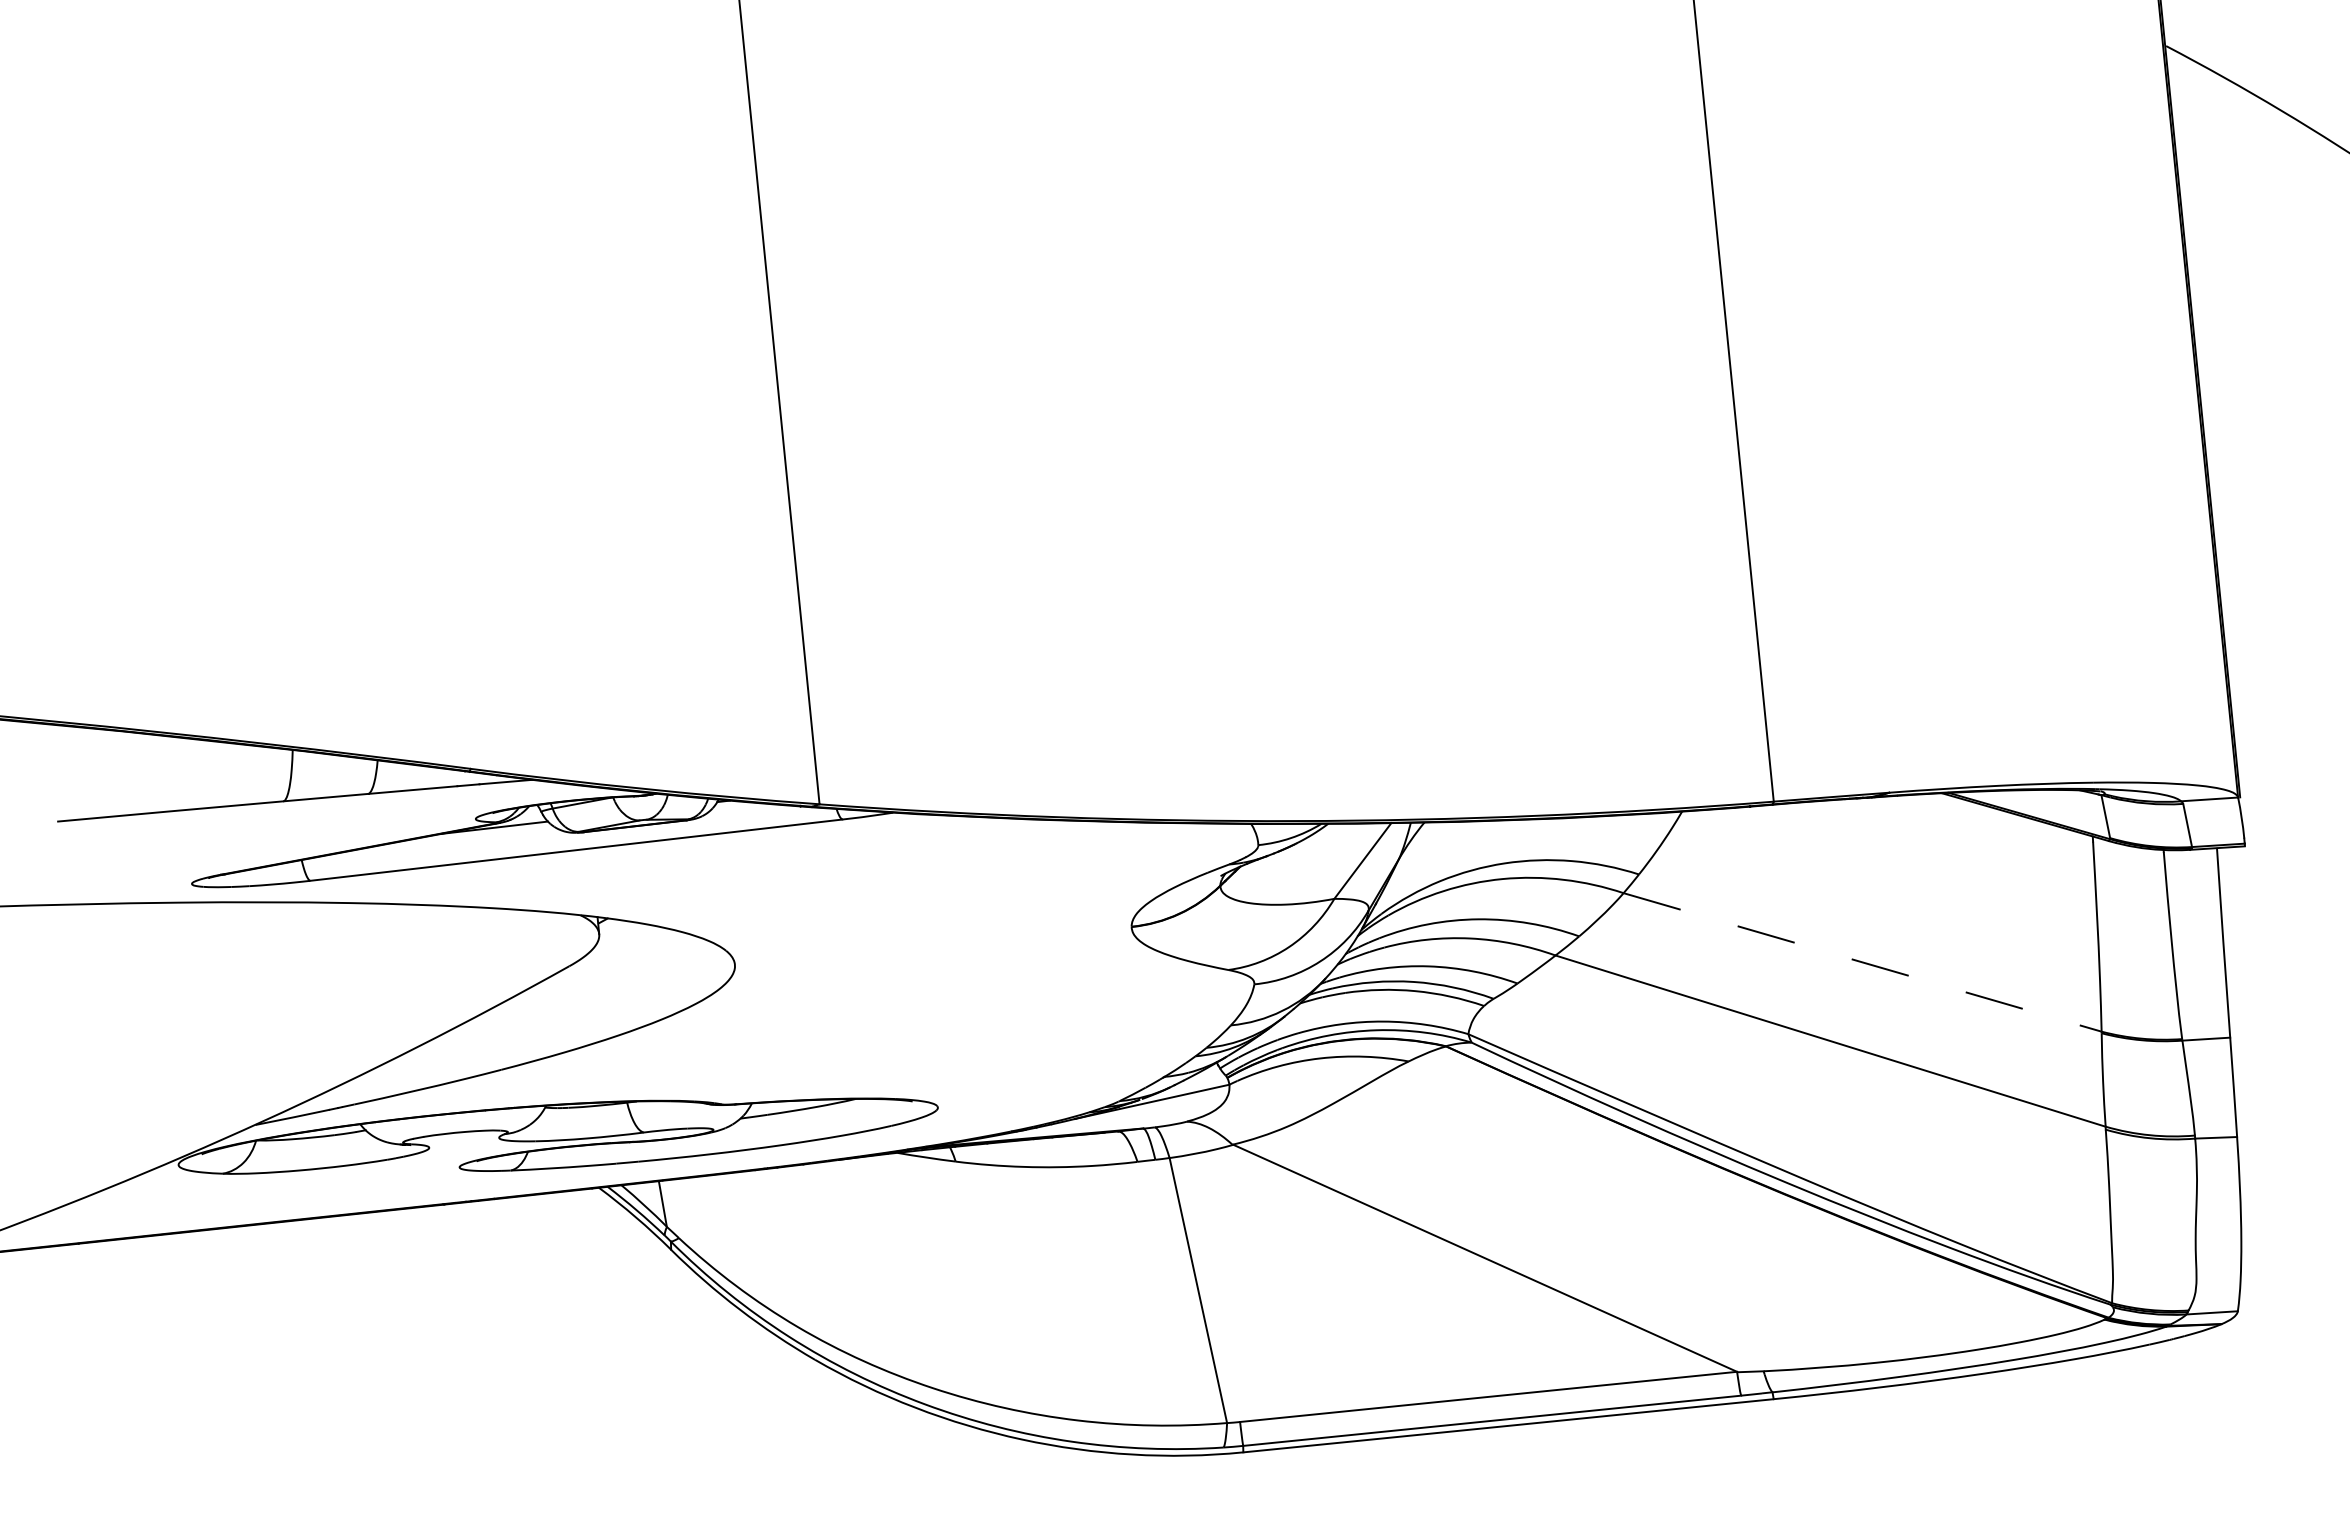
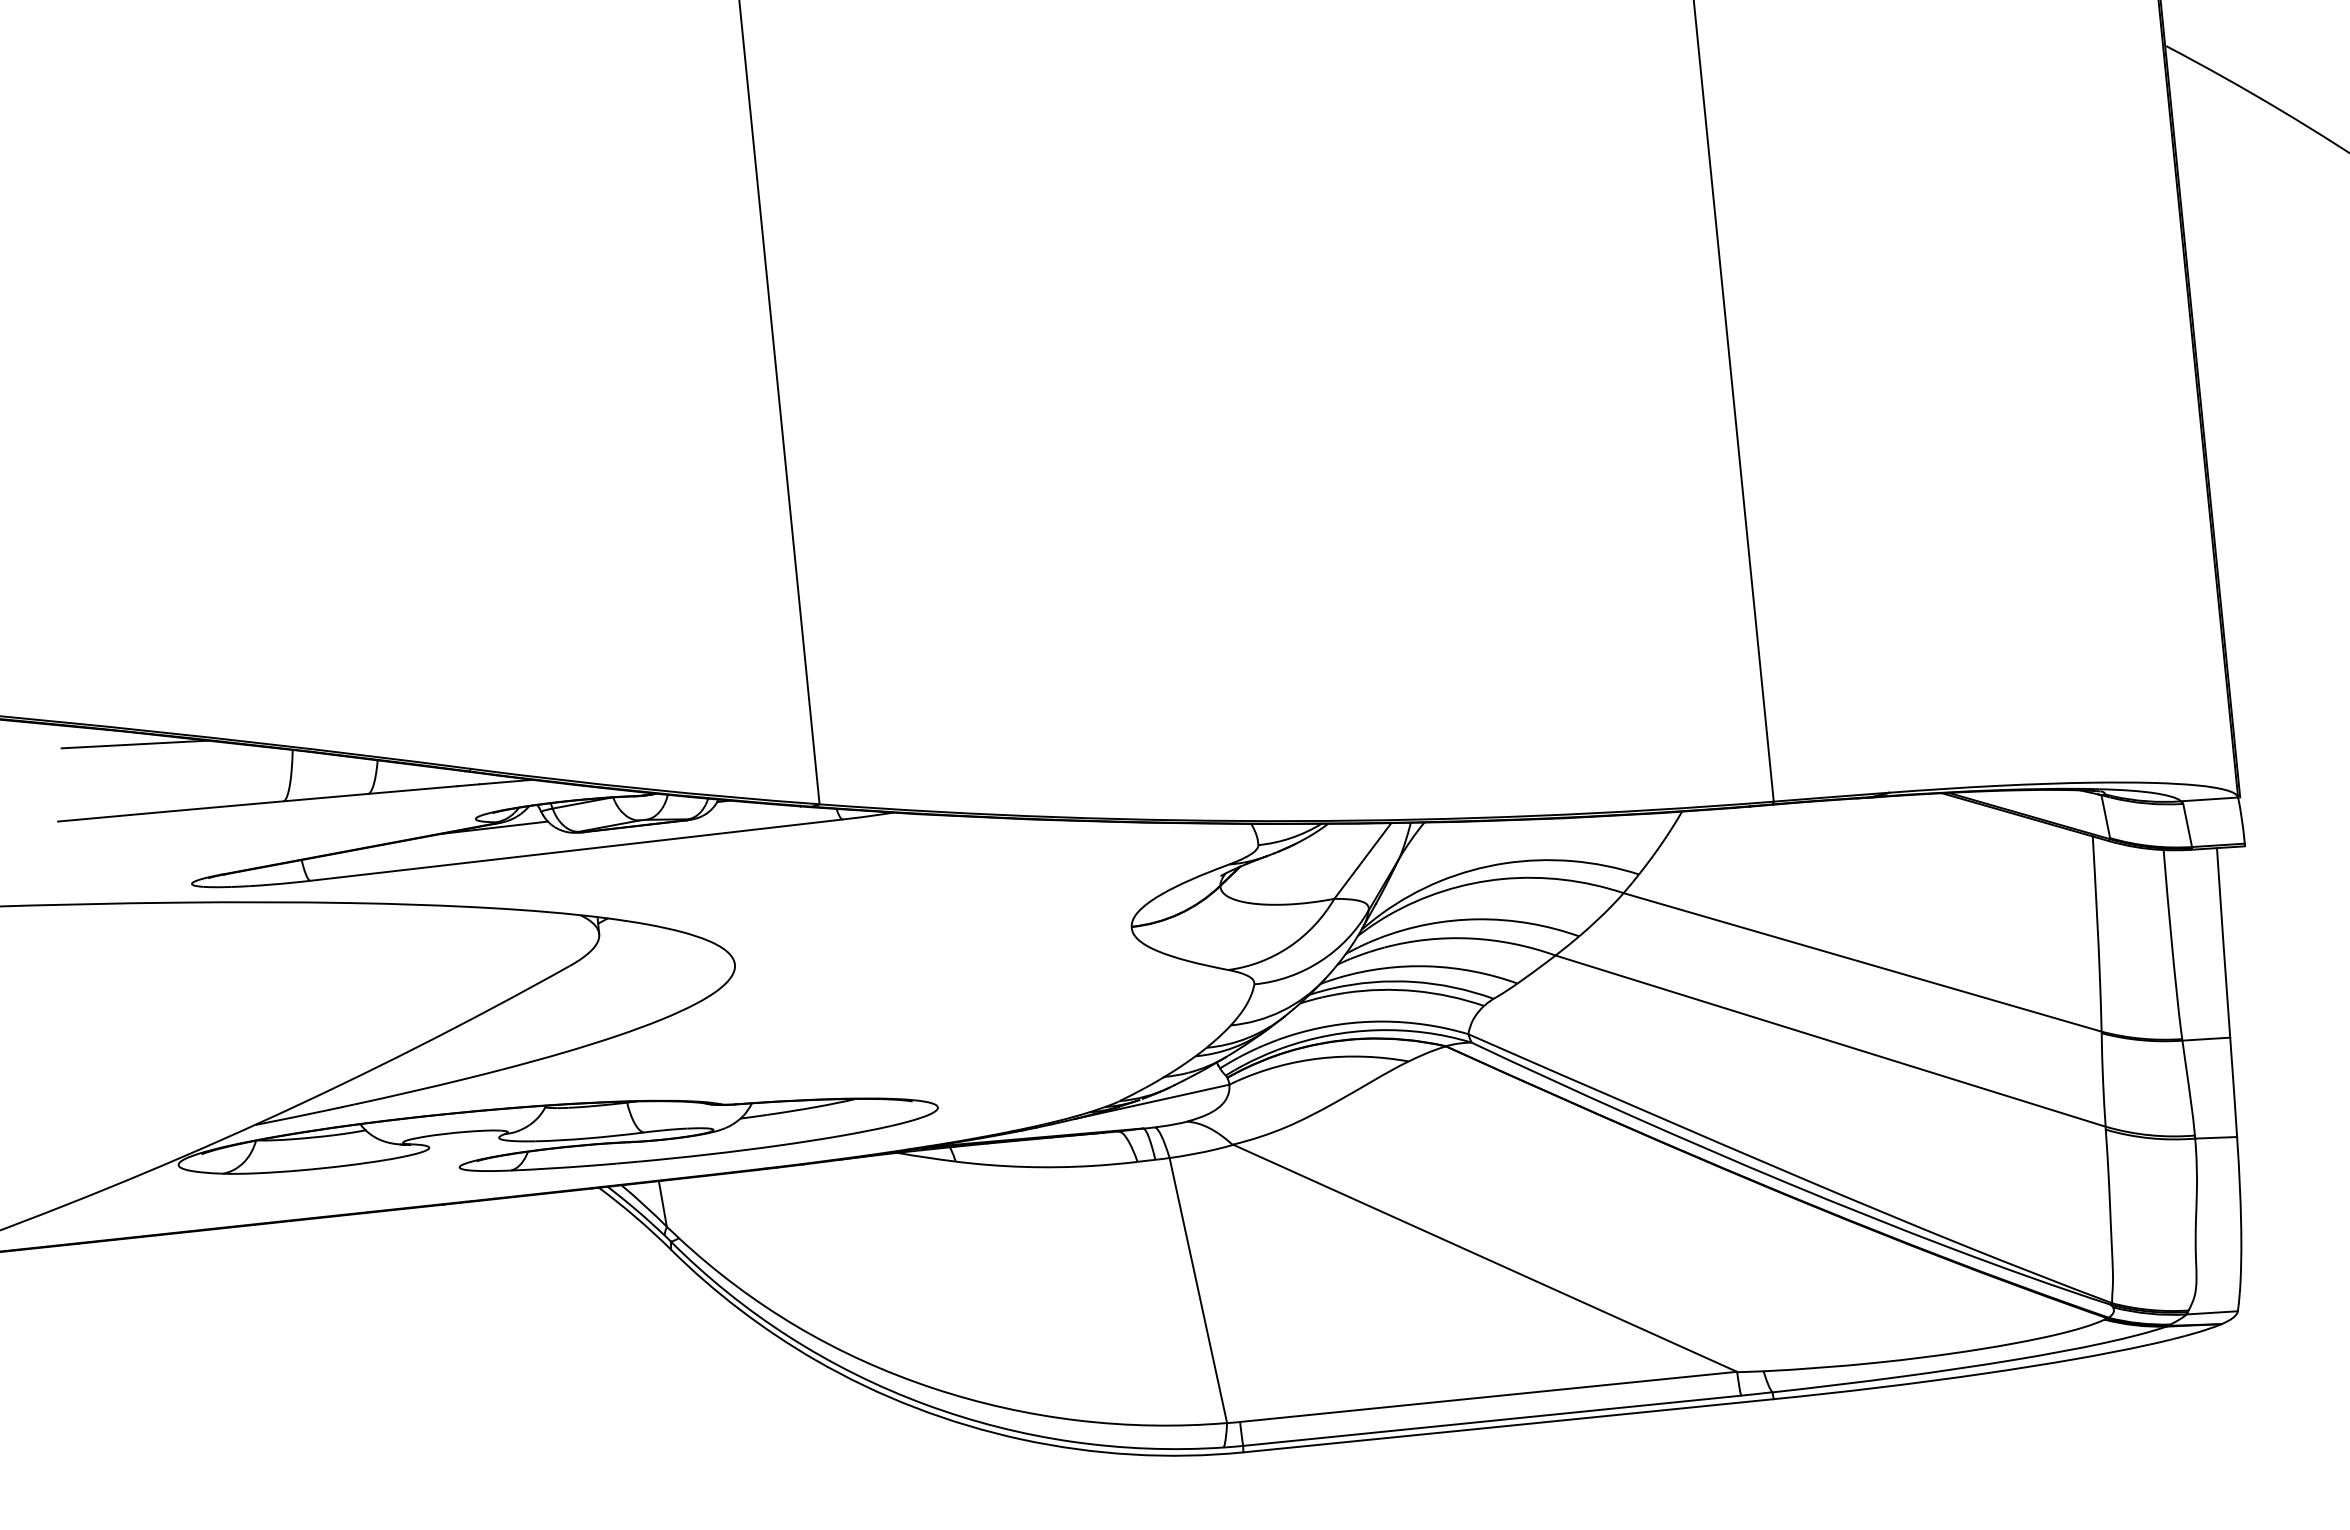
line: none -> present (134, 744)
line: dashed -> solid (1862, 962)
